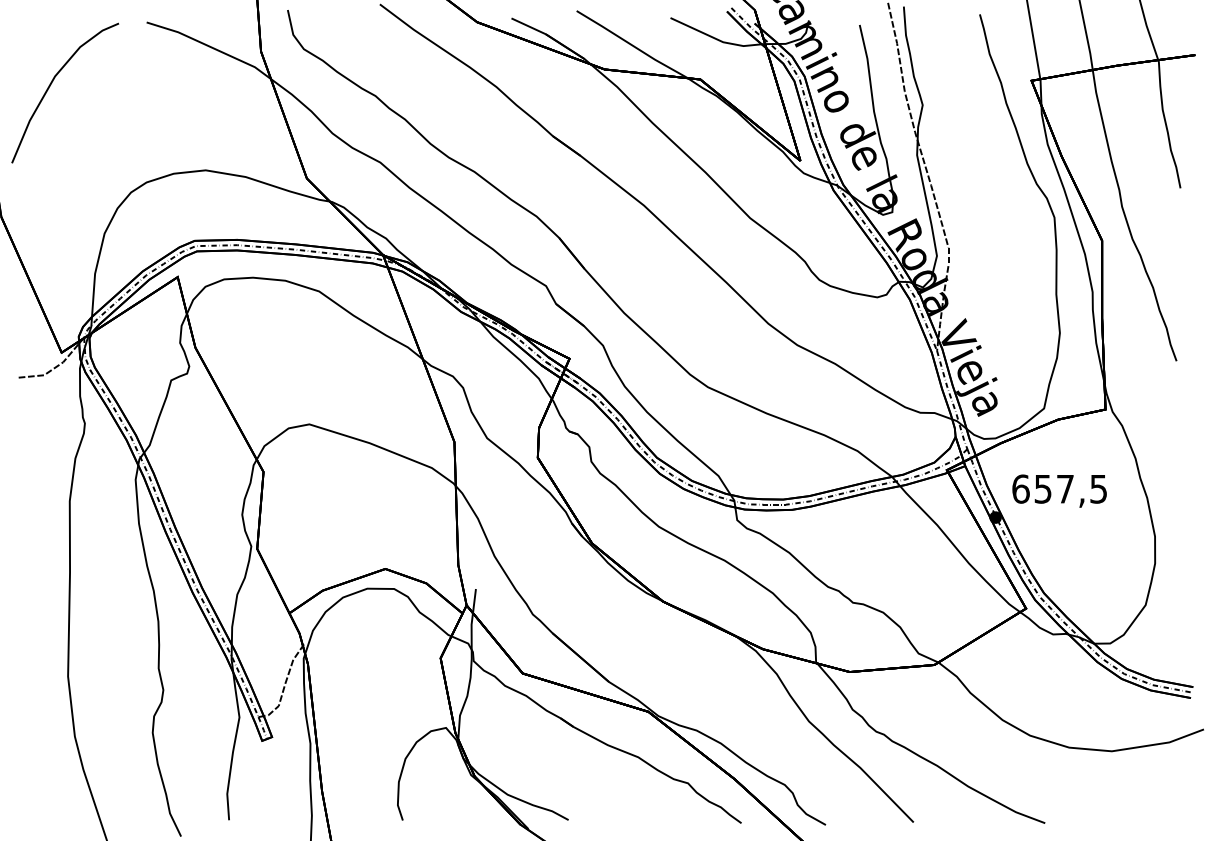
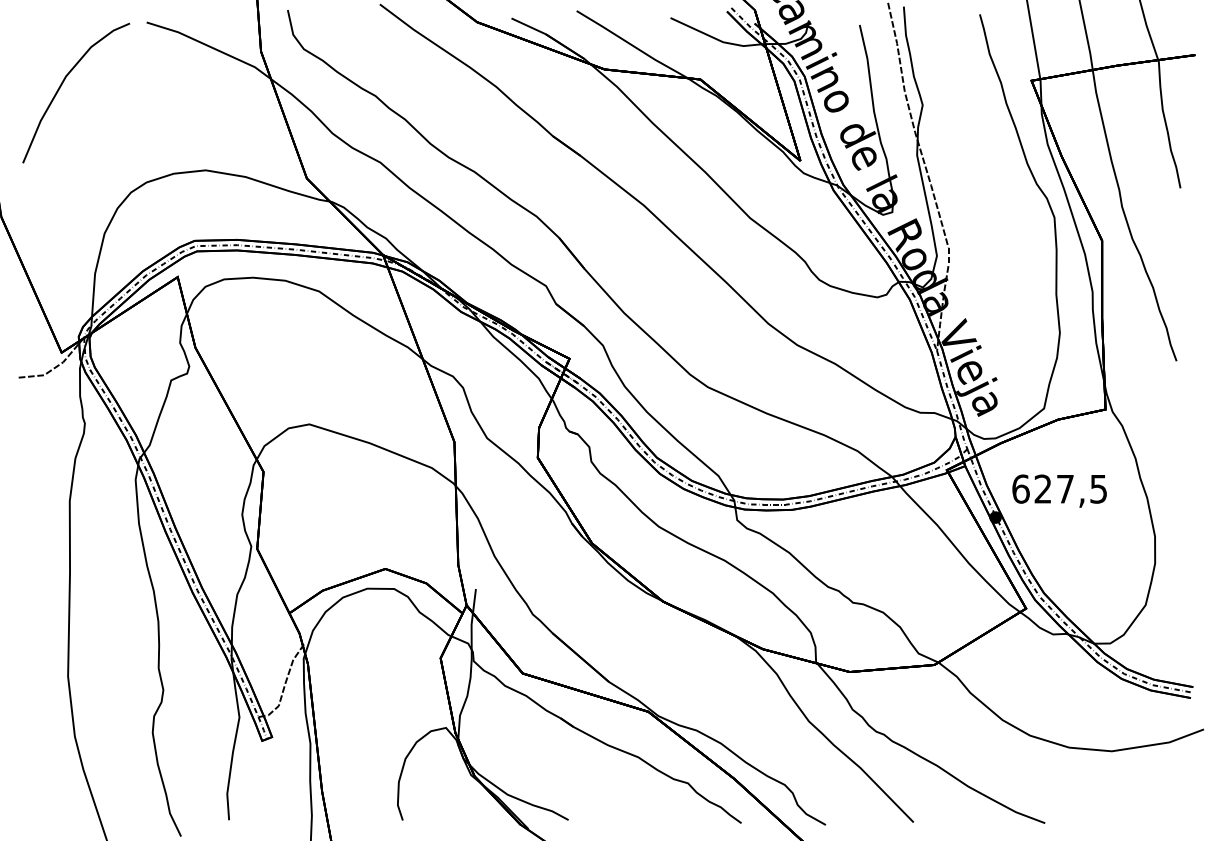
curve position: (52, 83) -> (63, 83) (63, 83)
text: 657,5 -> 627,5 (1042, 488)
